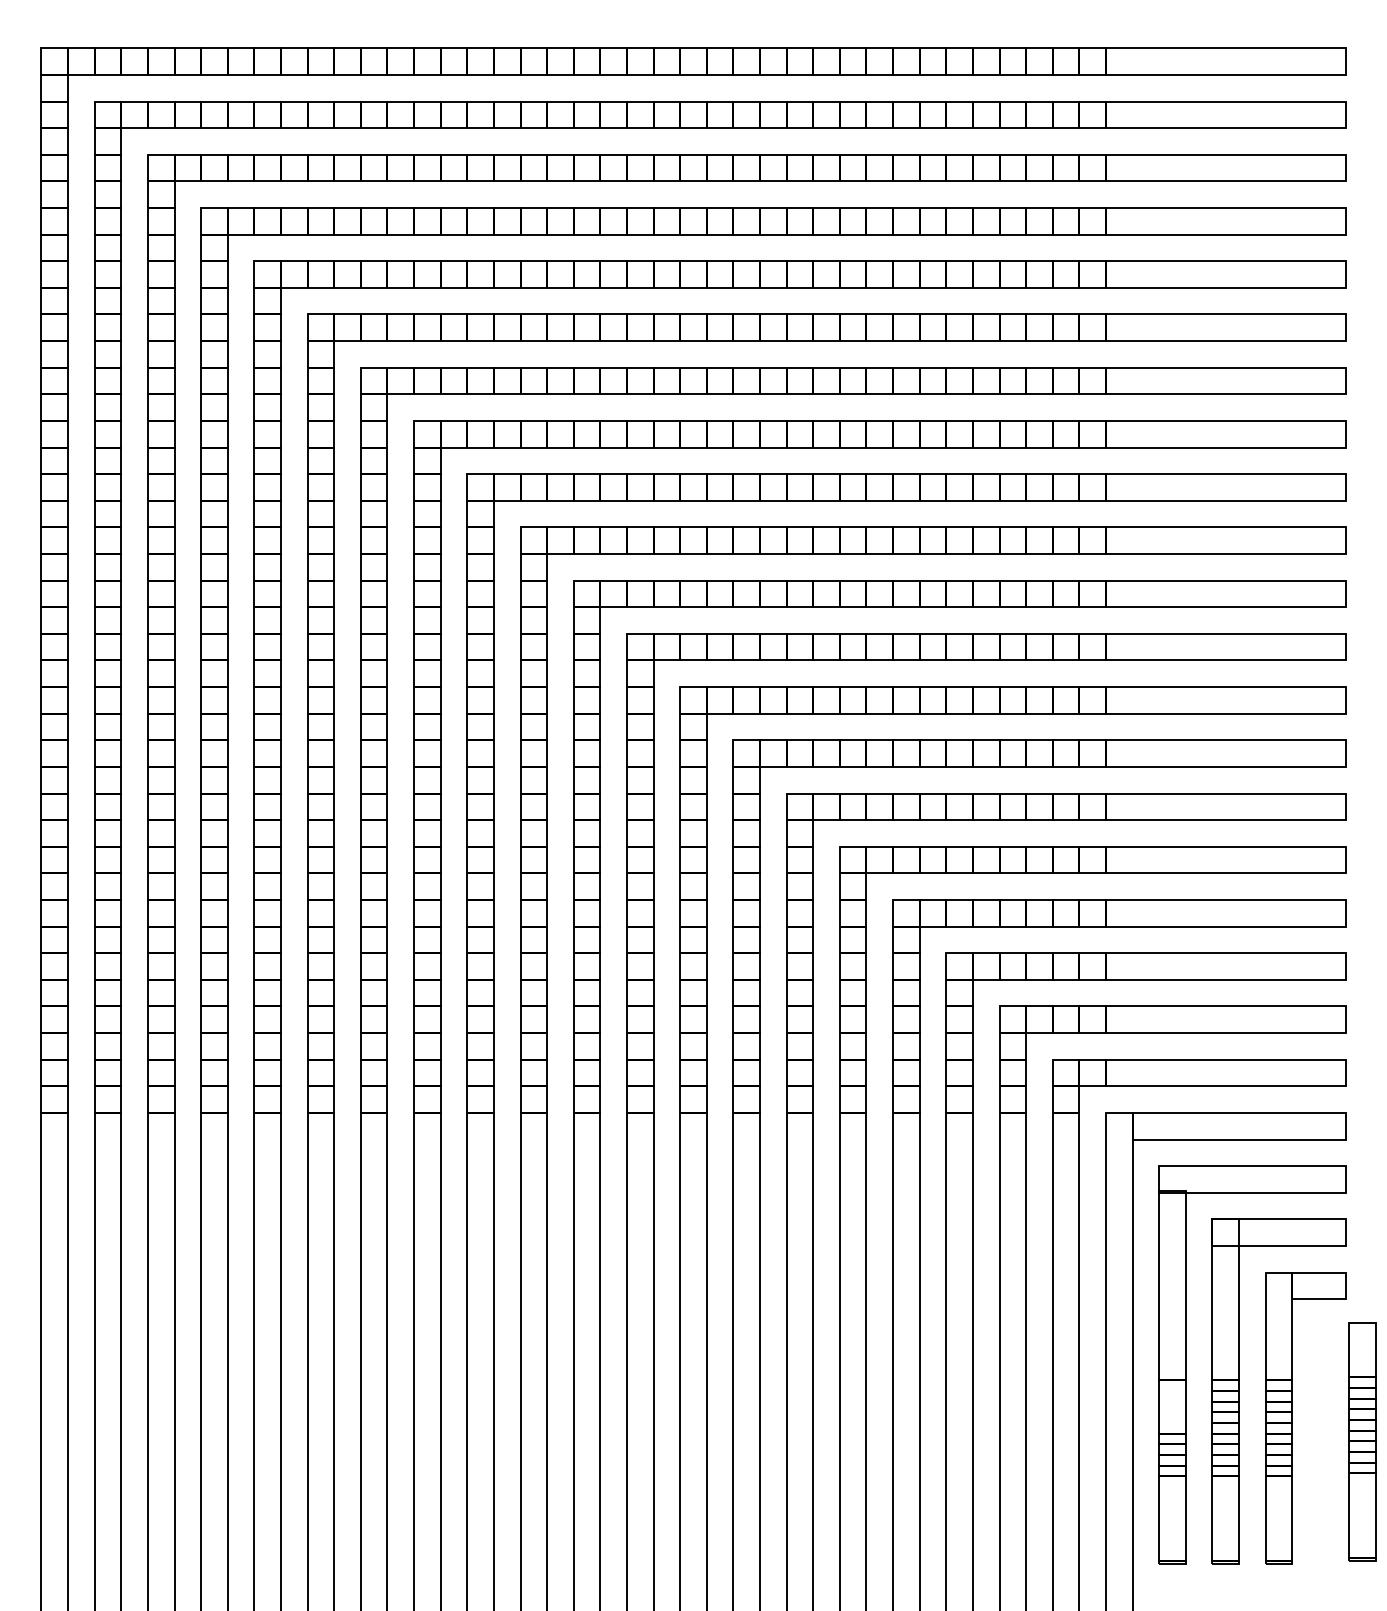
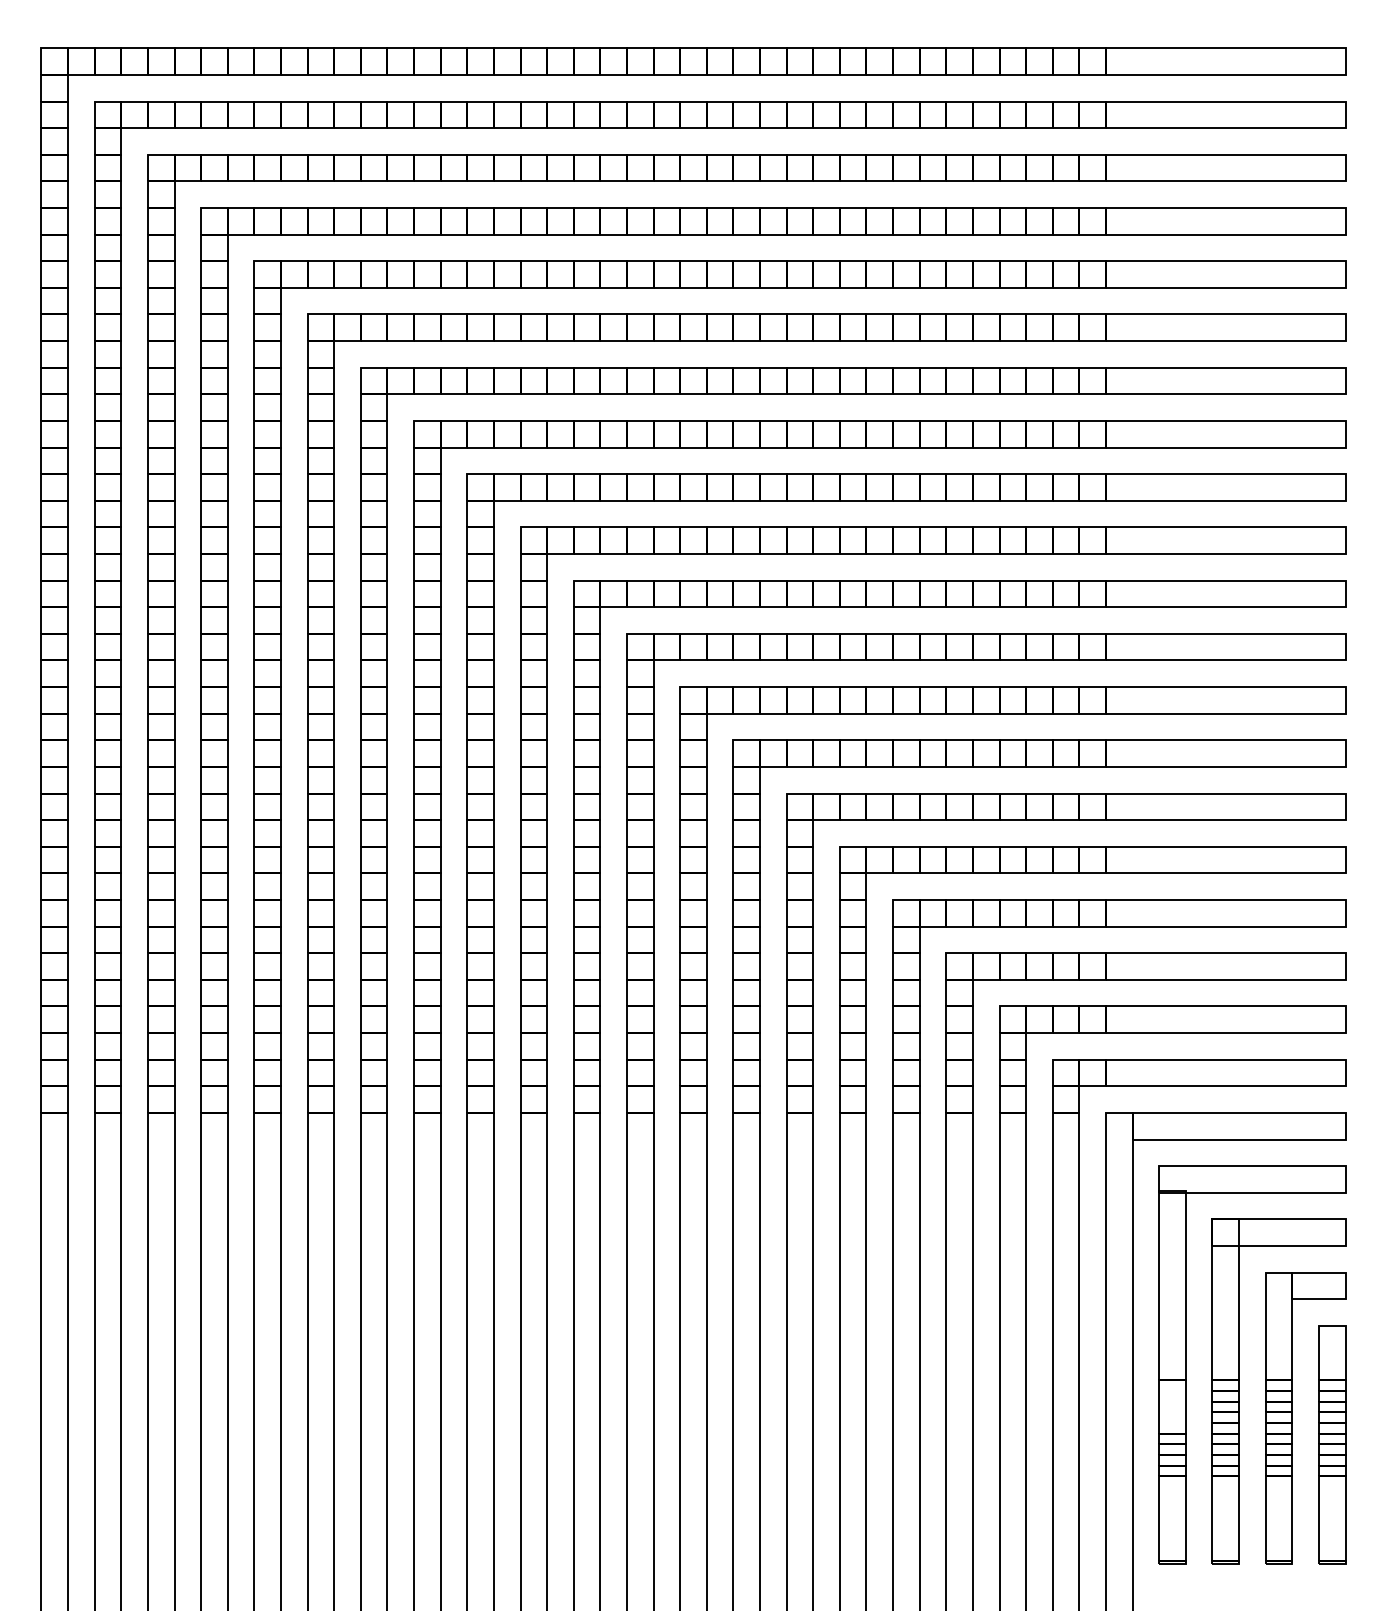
part position: (1362, 1441) -> (1332, 1444) (1332, 1444)
